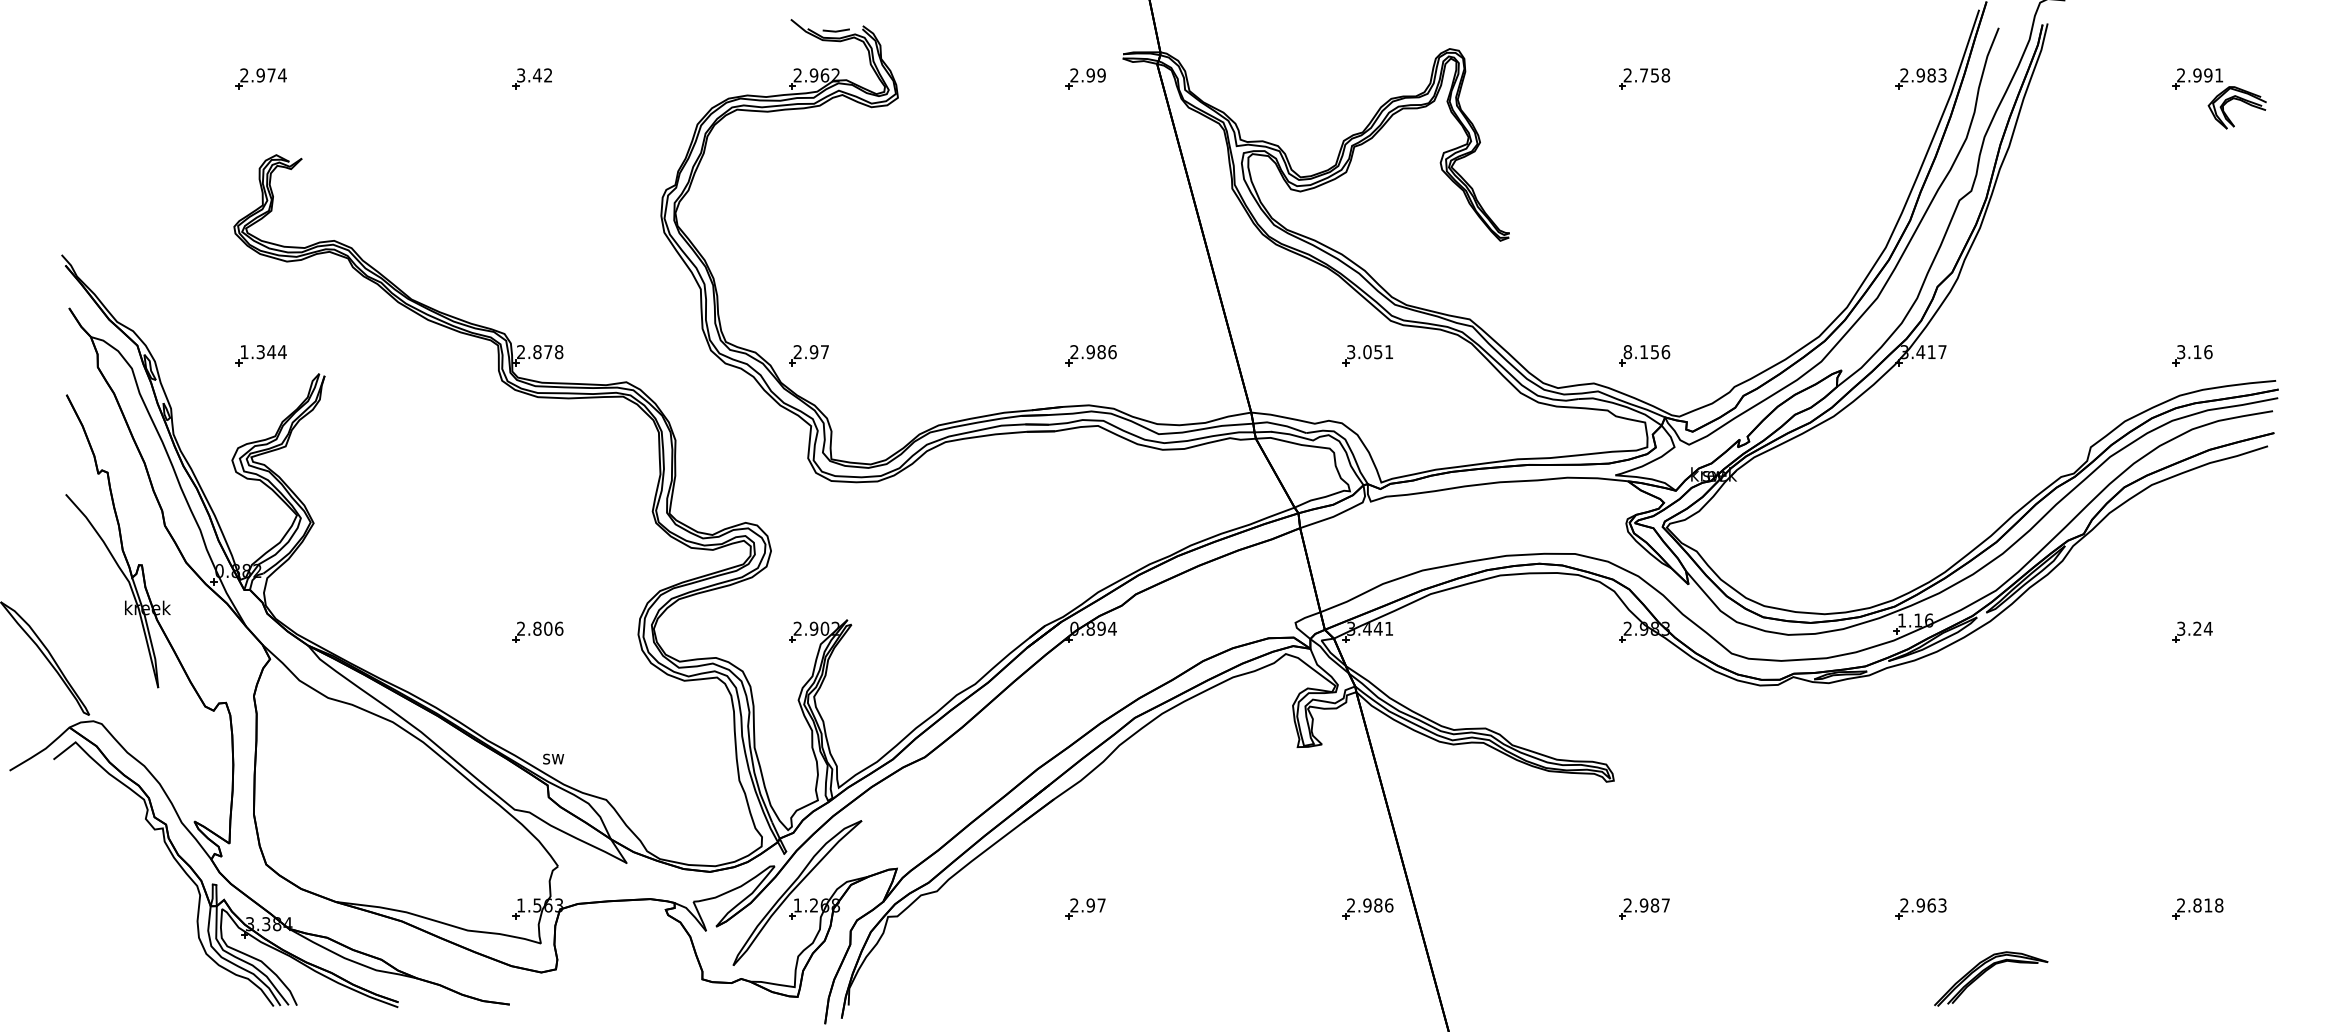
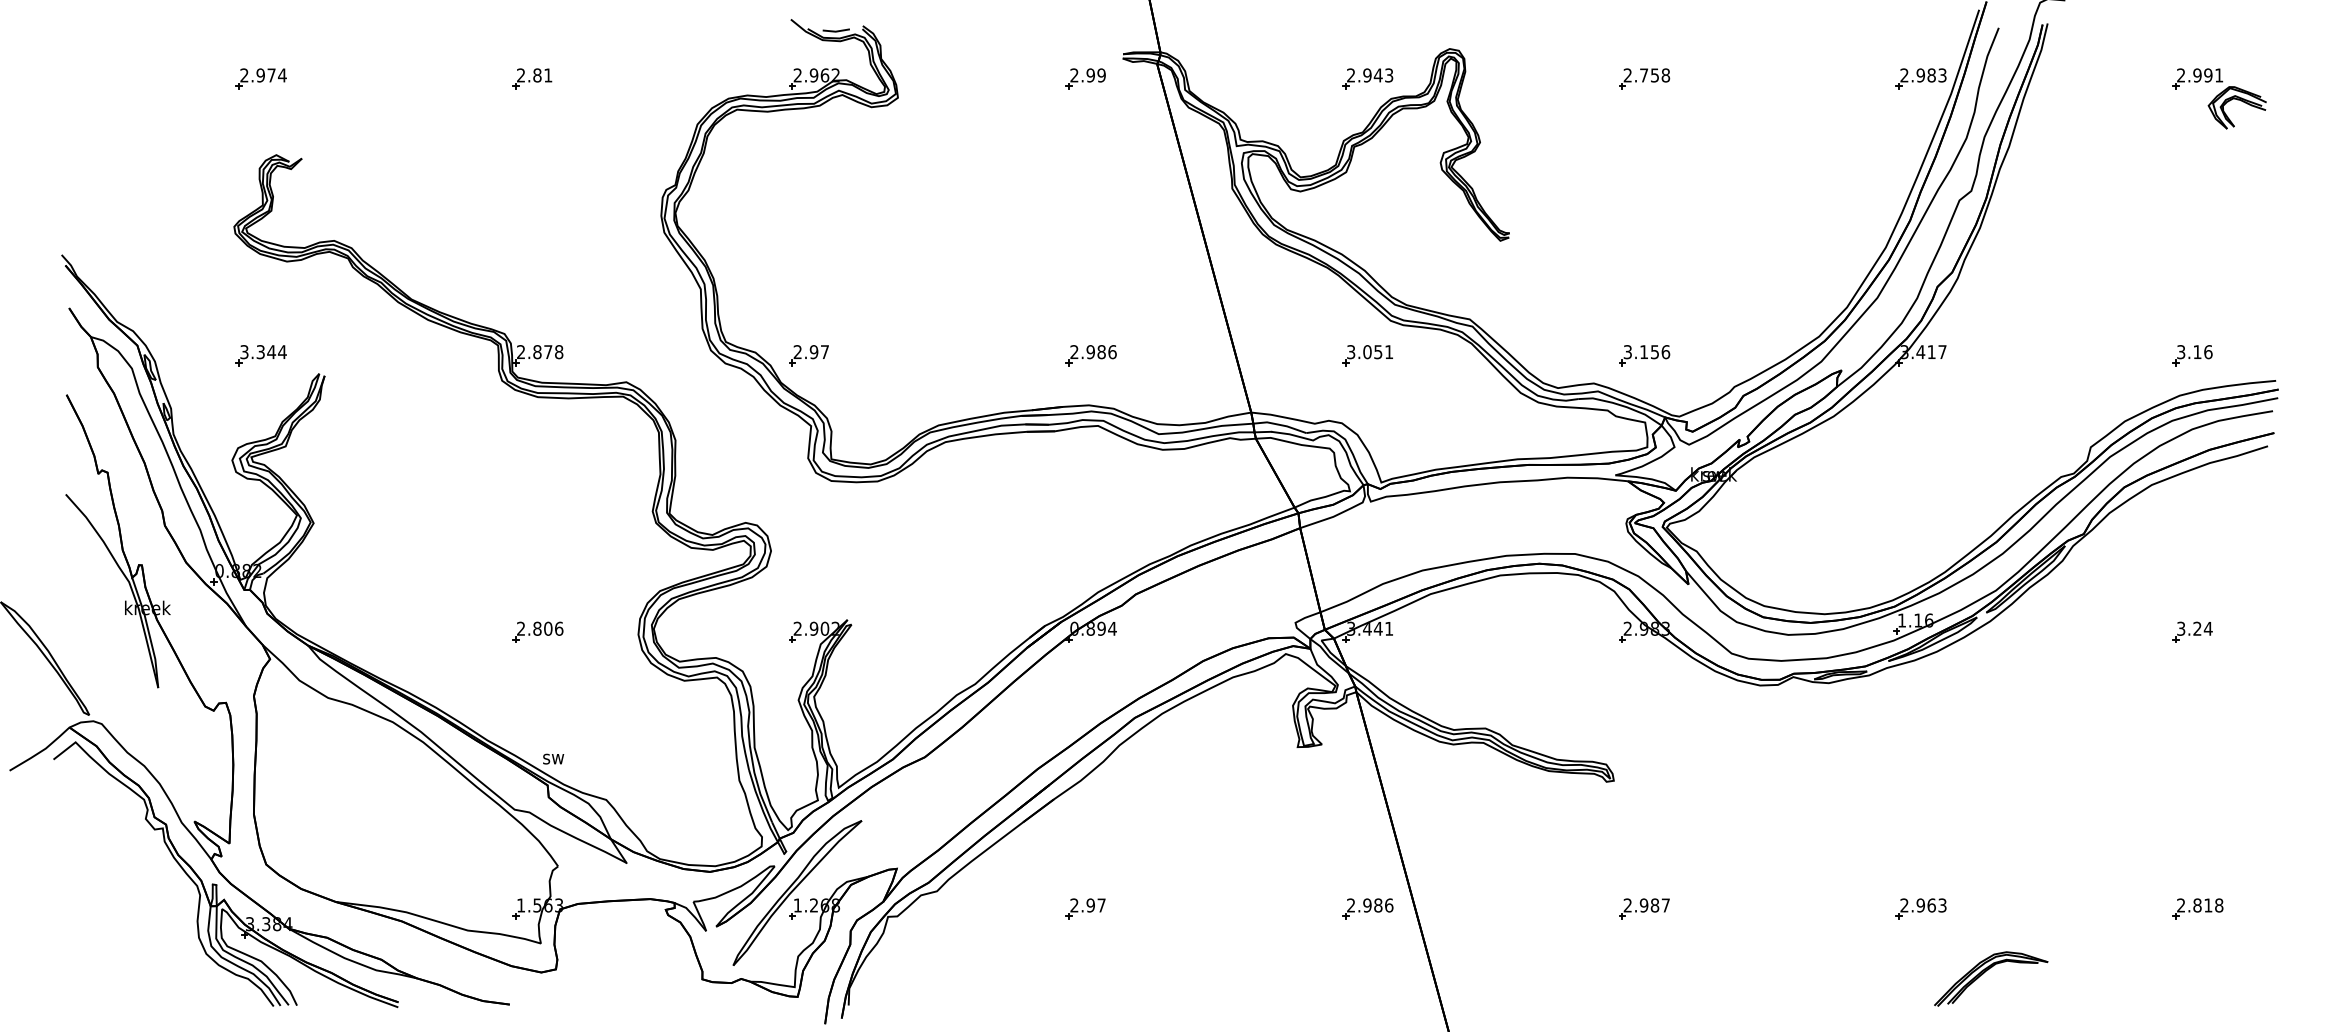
text: 3.42 -> 2.81 (534, 75)
part: none -> present (1367, 78)
text: 1.344 -> 3.344 (244, 352)
text: 8.156 -> 3.156 (1627, 352)
